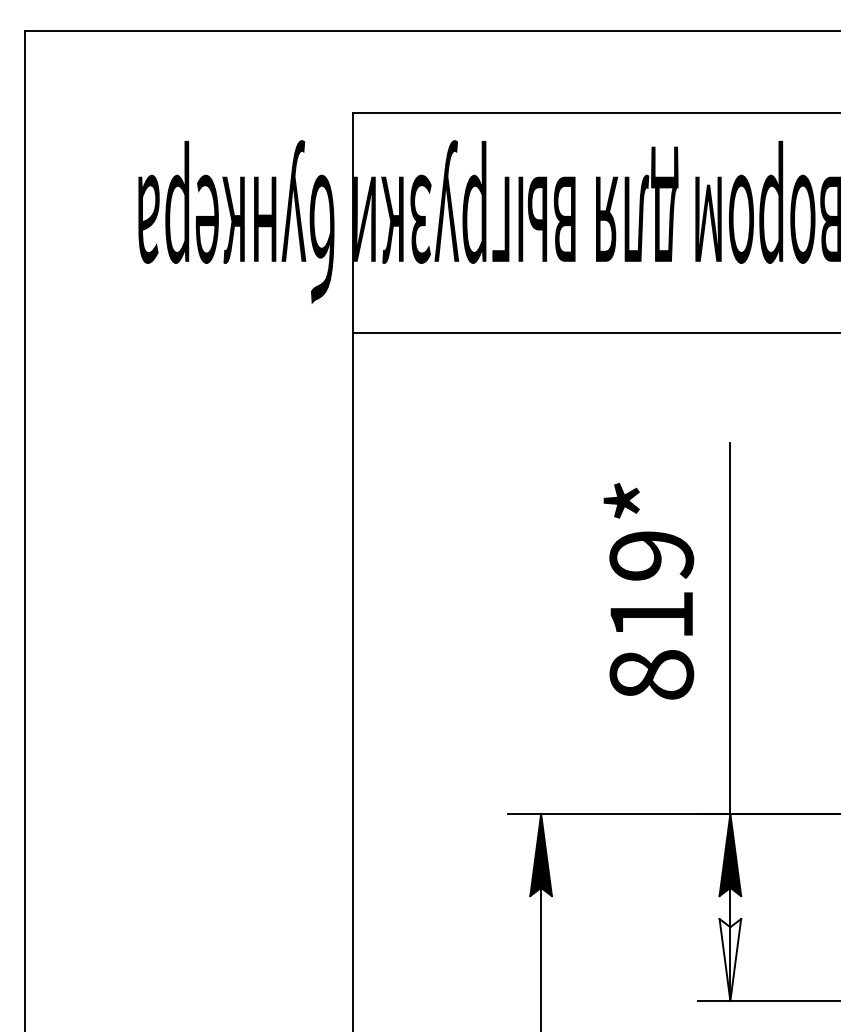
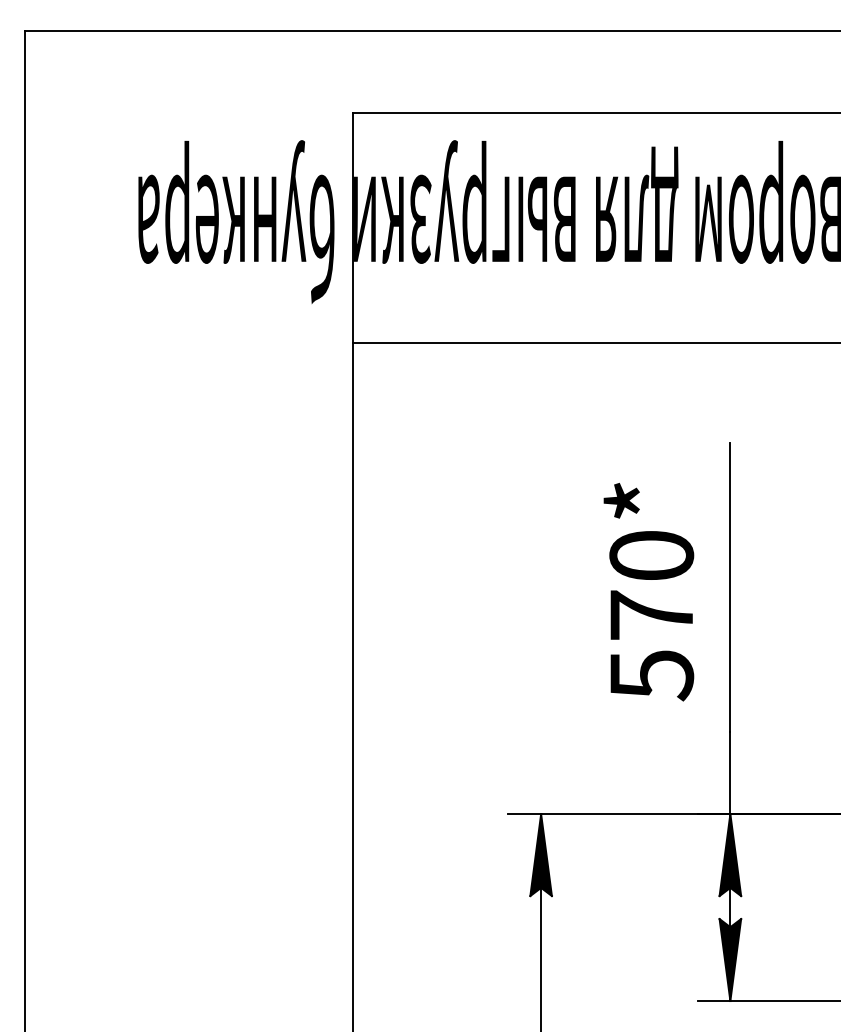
line position: (595, 332) -> (595, 342) (595, 342)
text: 819* -> 570* (651, 616)
fill: none -> present (730, 960)
